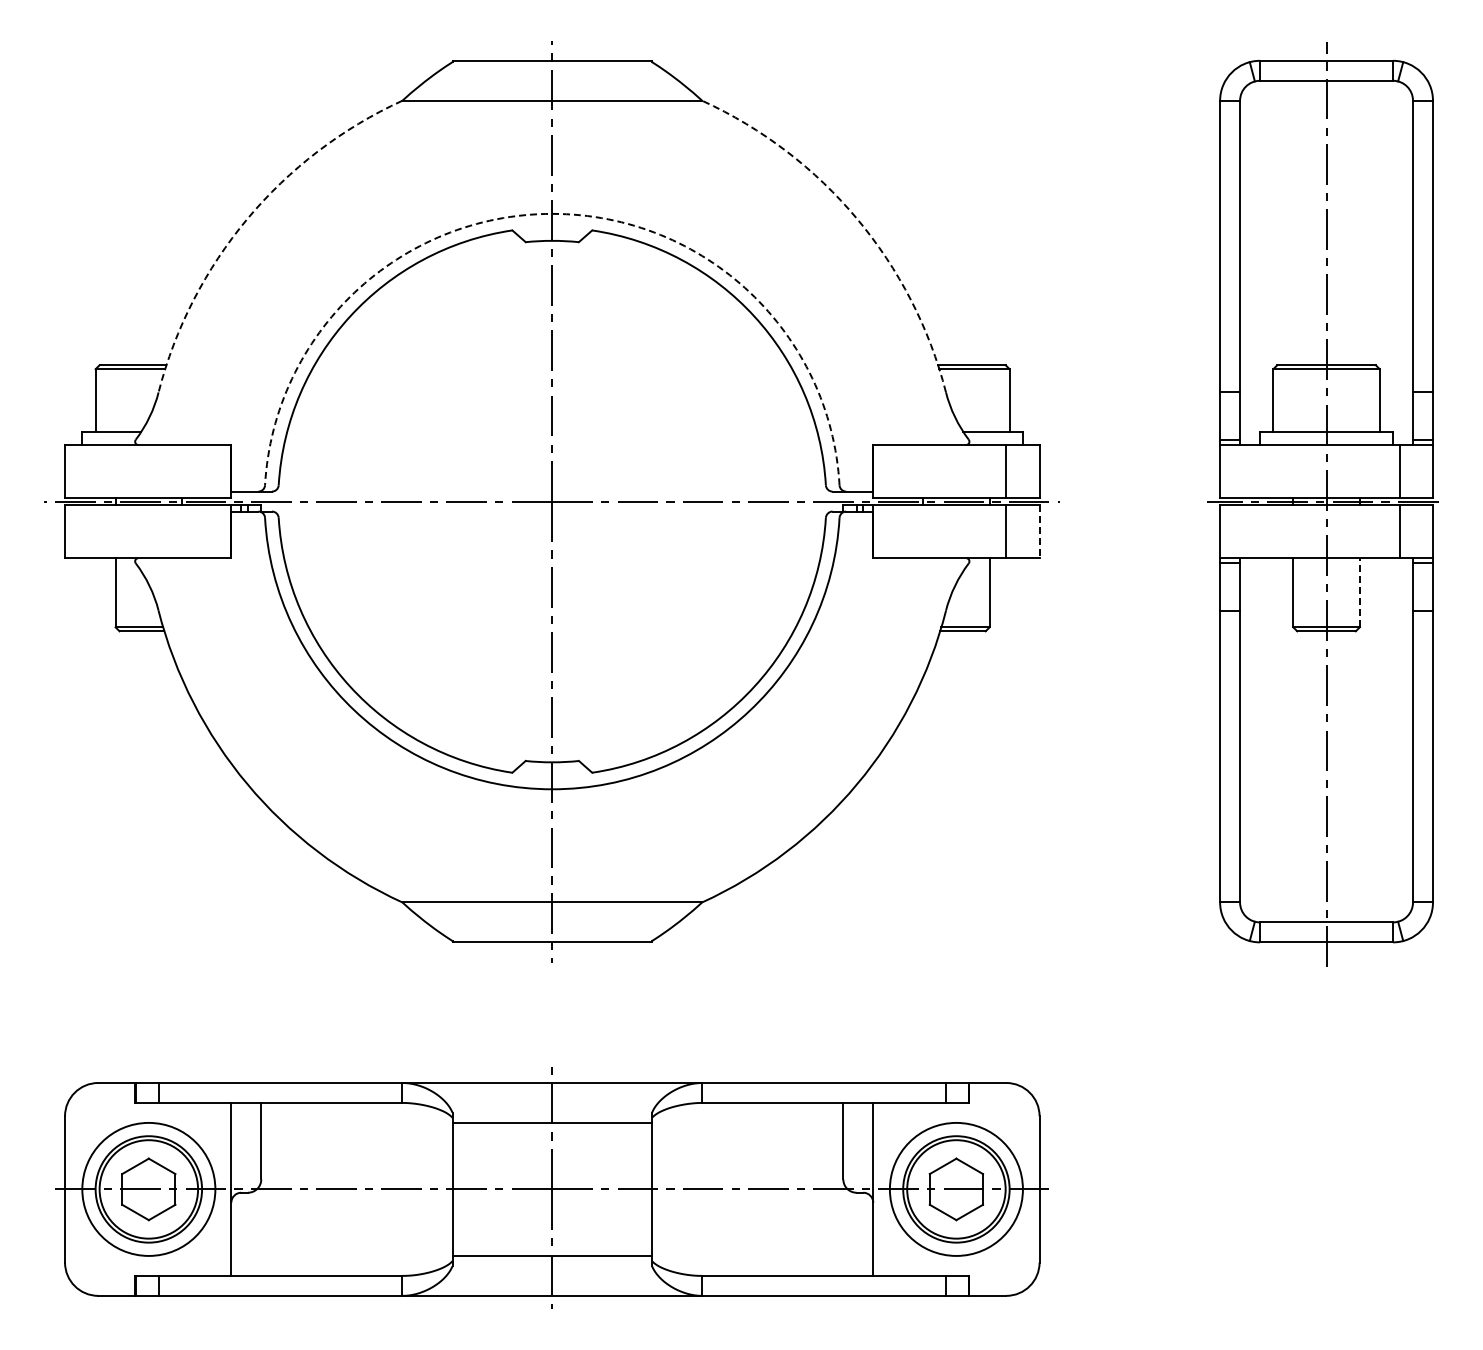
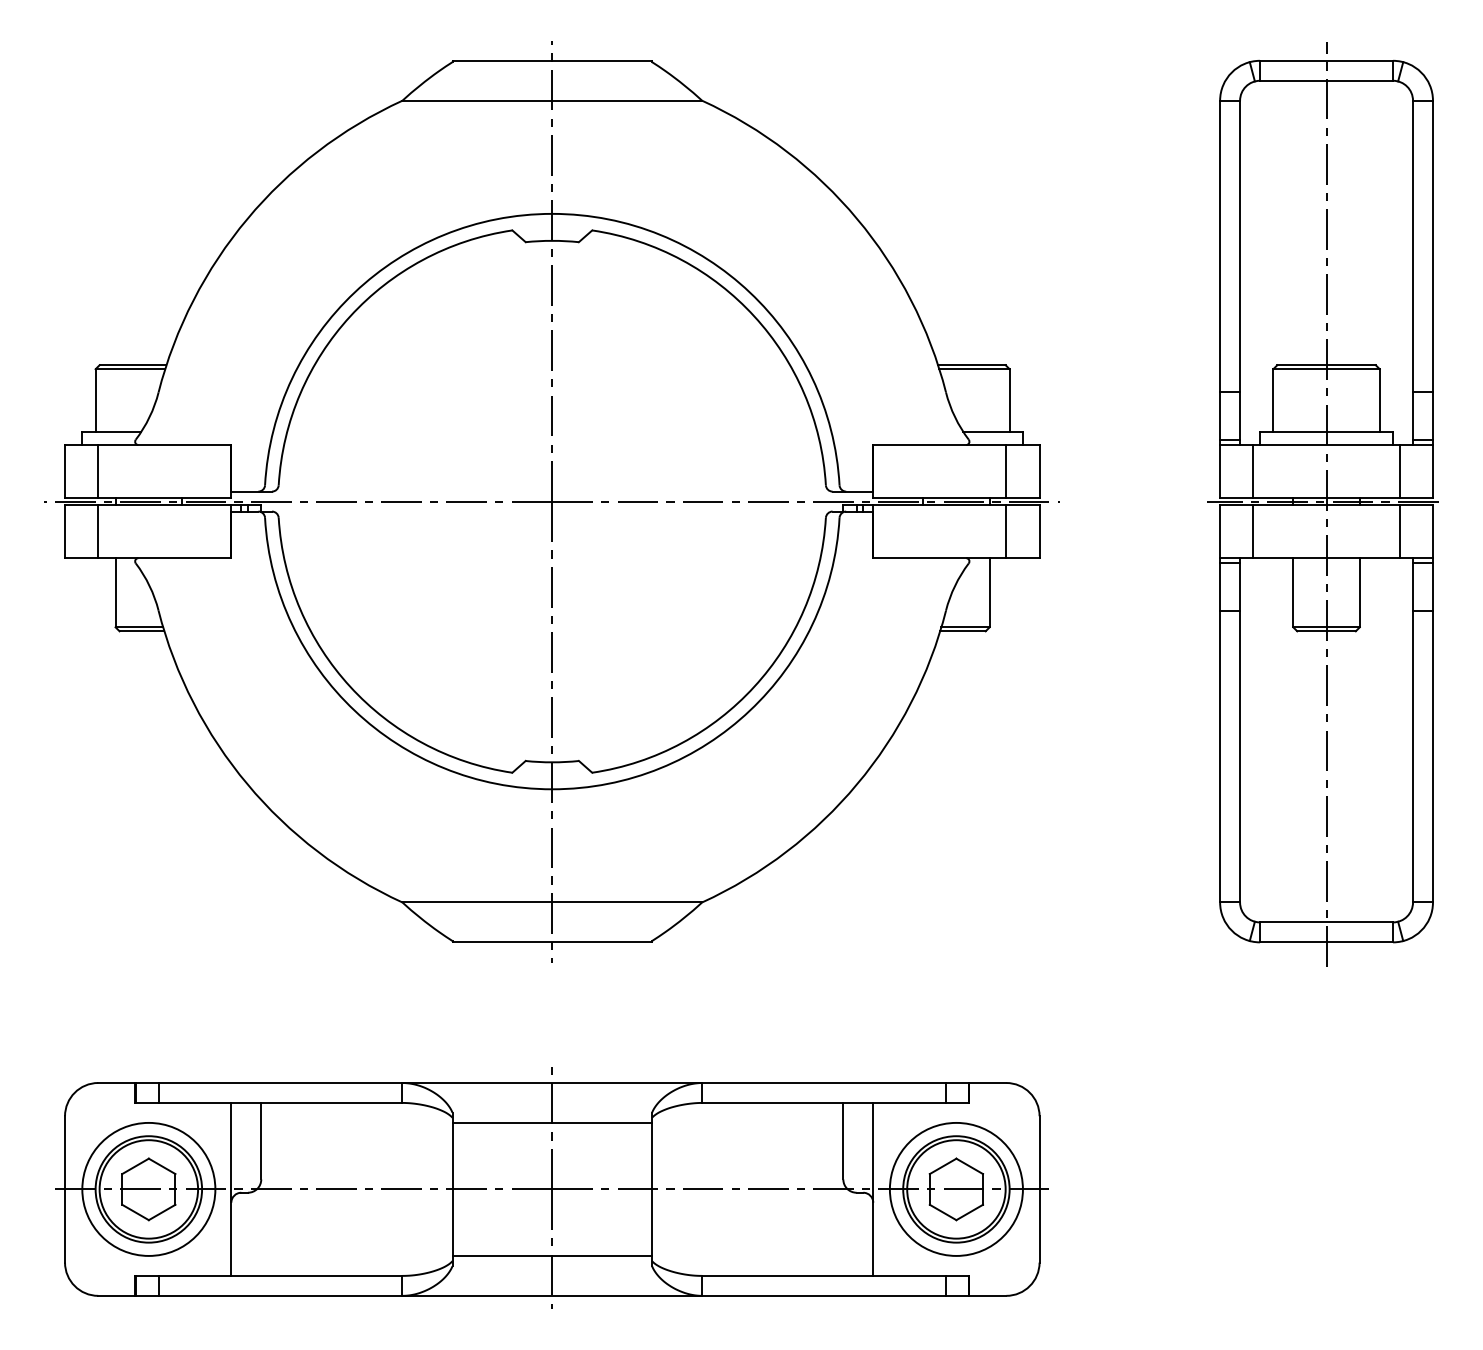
arc: dashed -> solid (552, 213)
arc: dashed -> solid (247, 218)
arc: dashed -> solid (857, 218)
line: none -> present (98, 471)
line: none -> present (1253, 471)
line: none -> present (98, 531)
line: dashed -> solid (1039, 531)
line: none -> present (1253, 531)
line: dashed -> solid (1359, 592)
